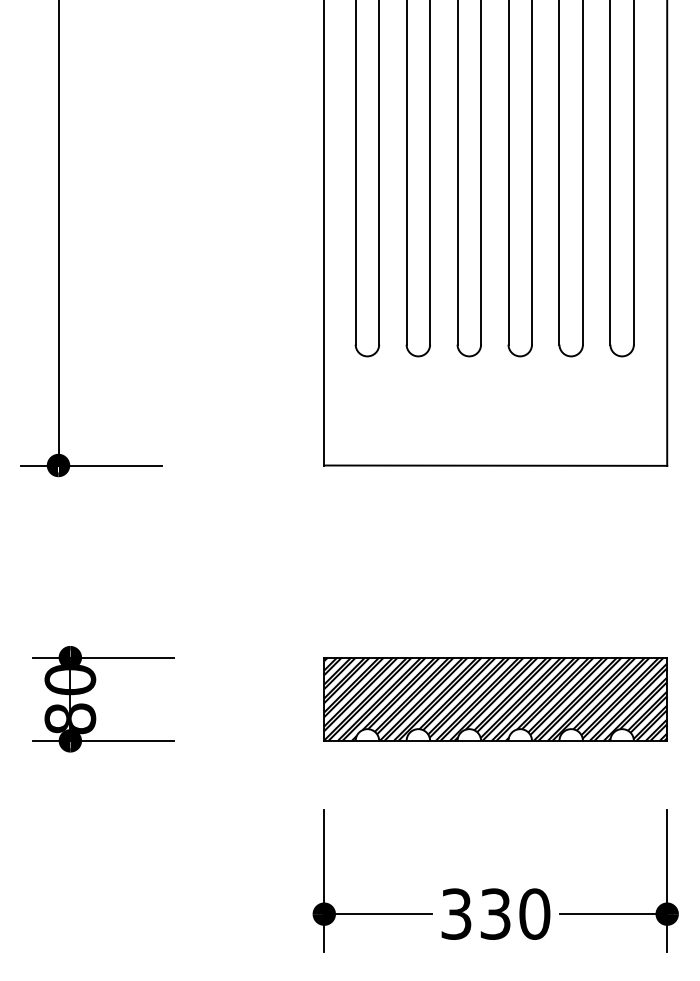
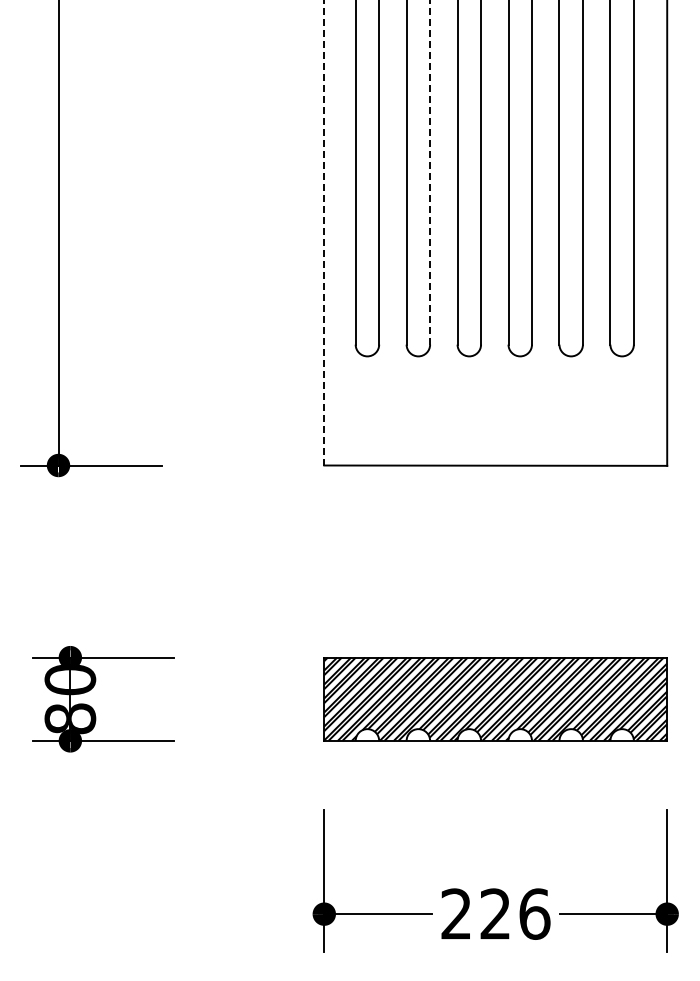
line: solid -> dashed (430, 172)
line: solid -> dashed (324, 233)
text: 330 -> 226 (495, 913)
